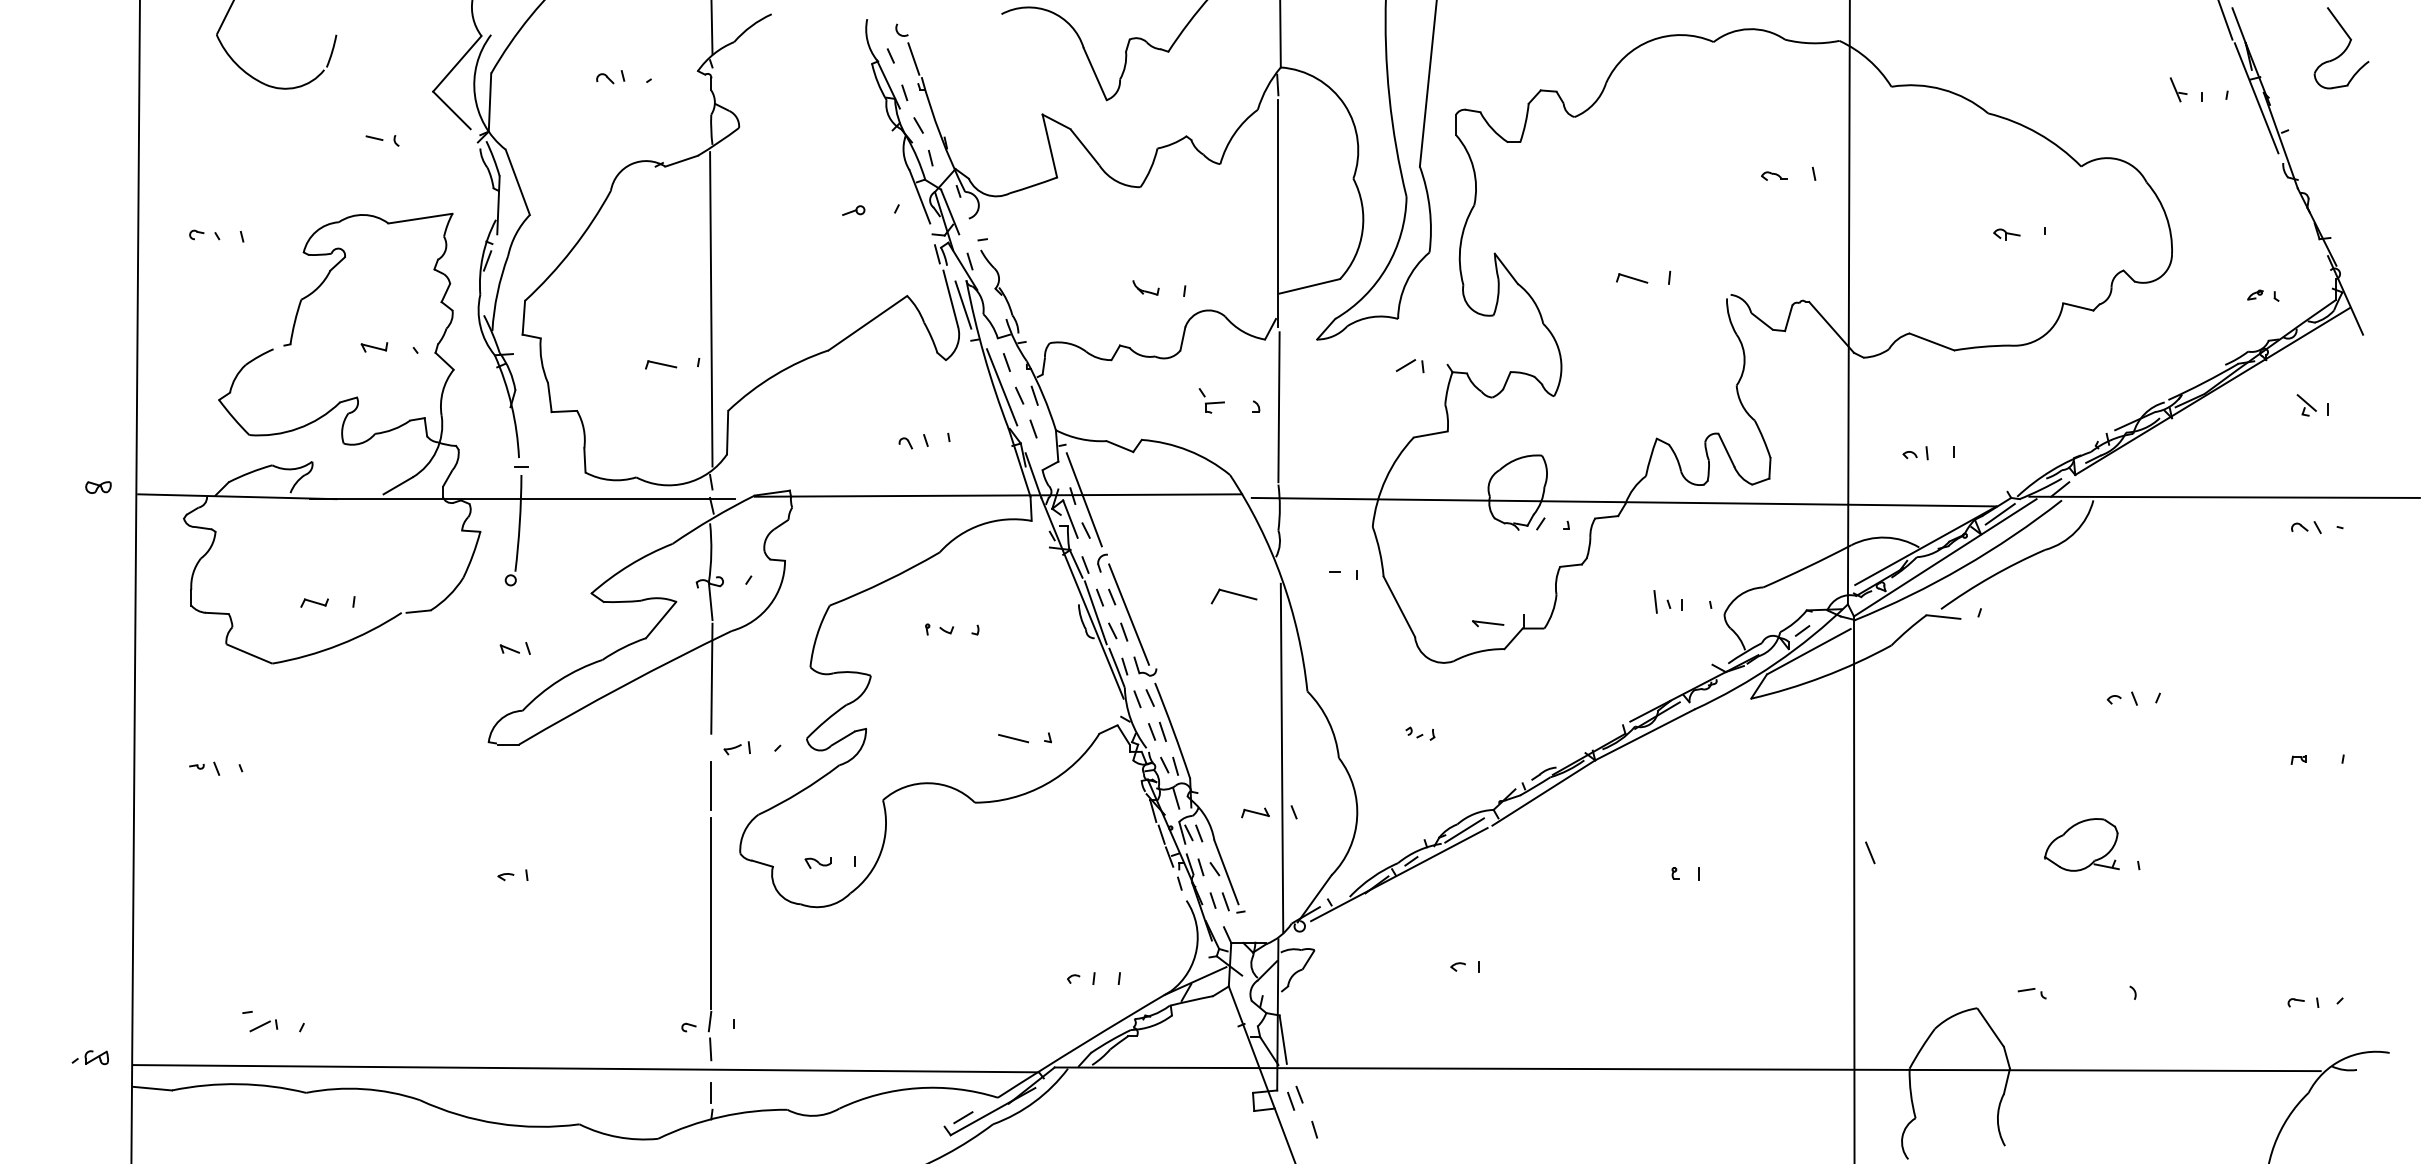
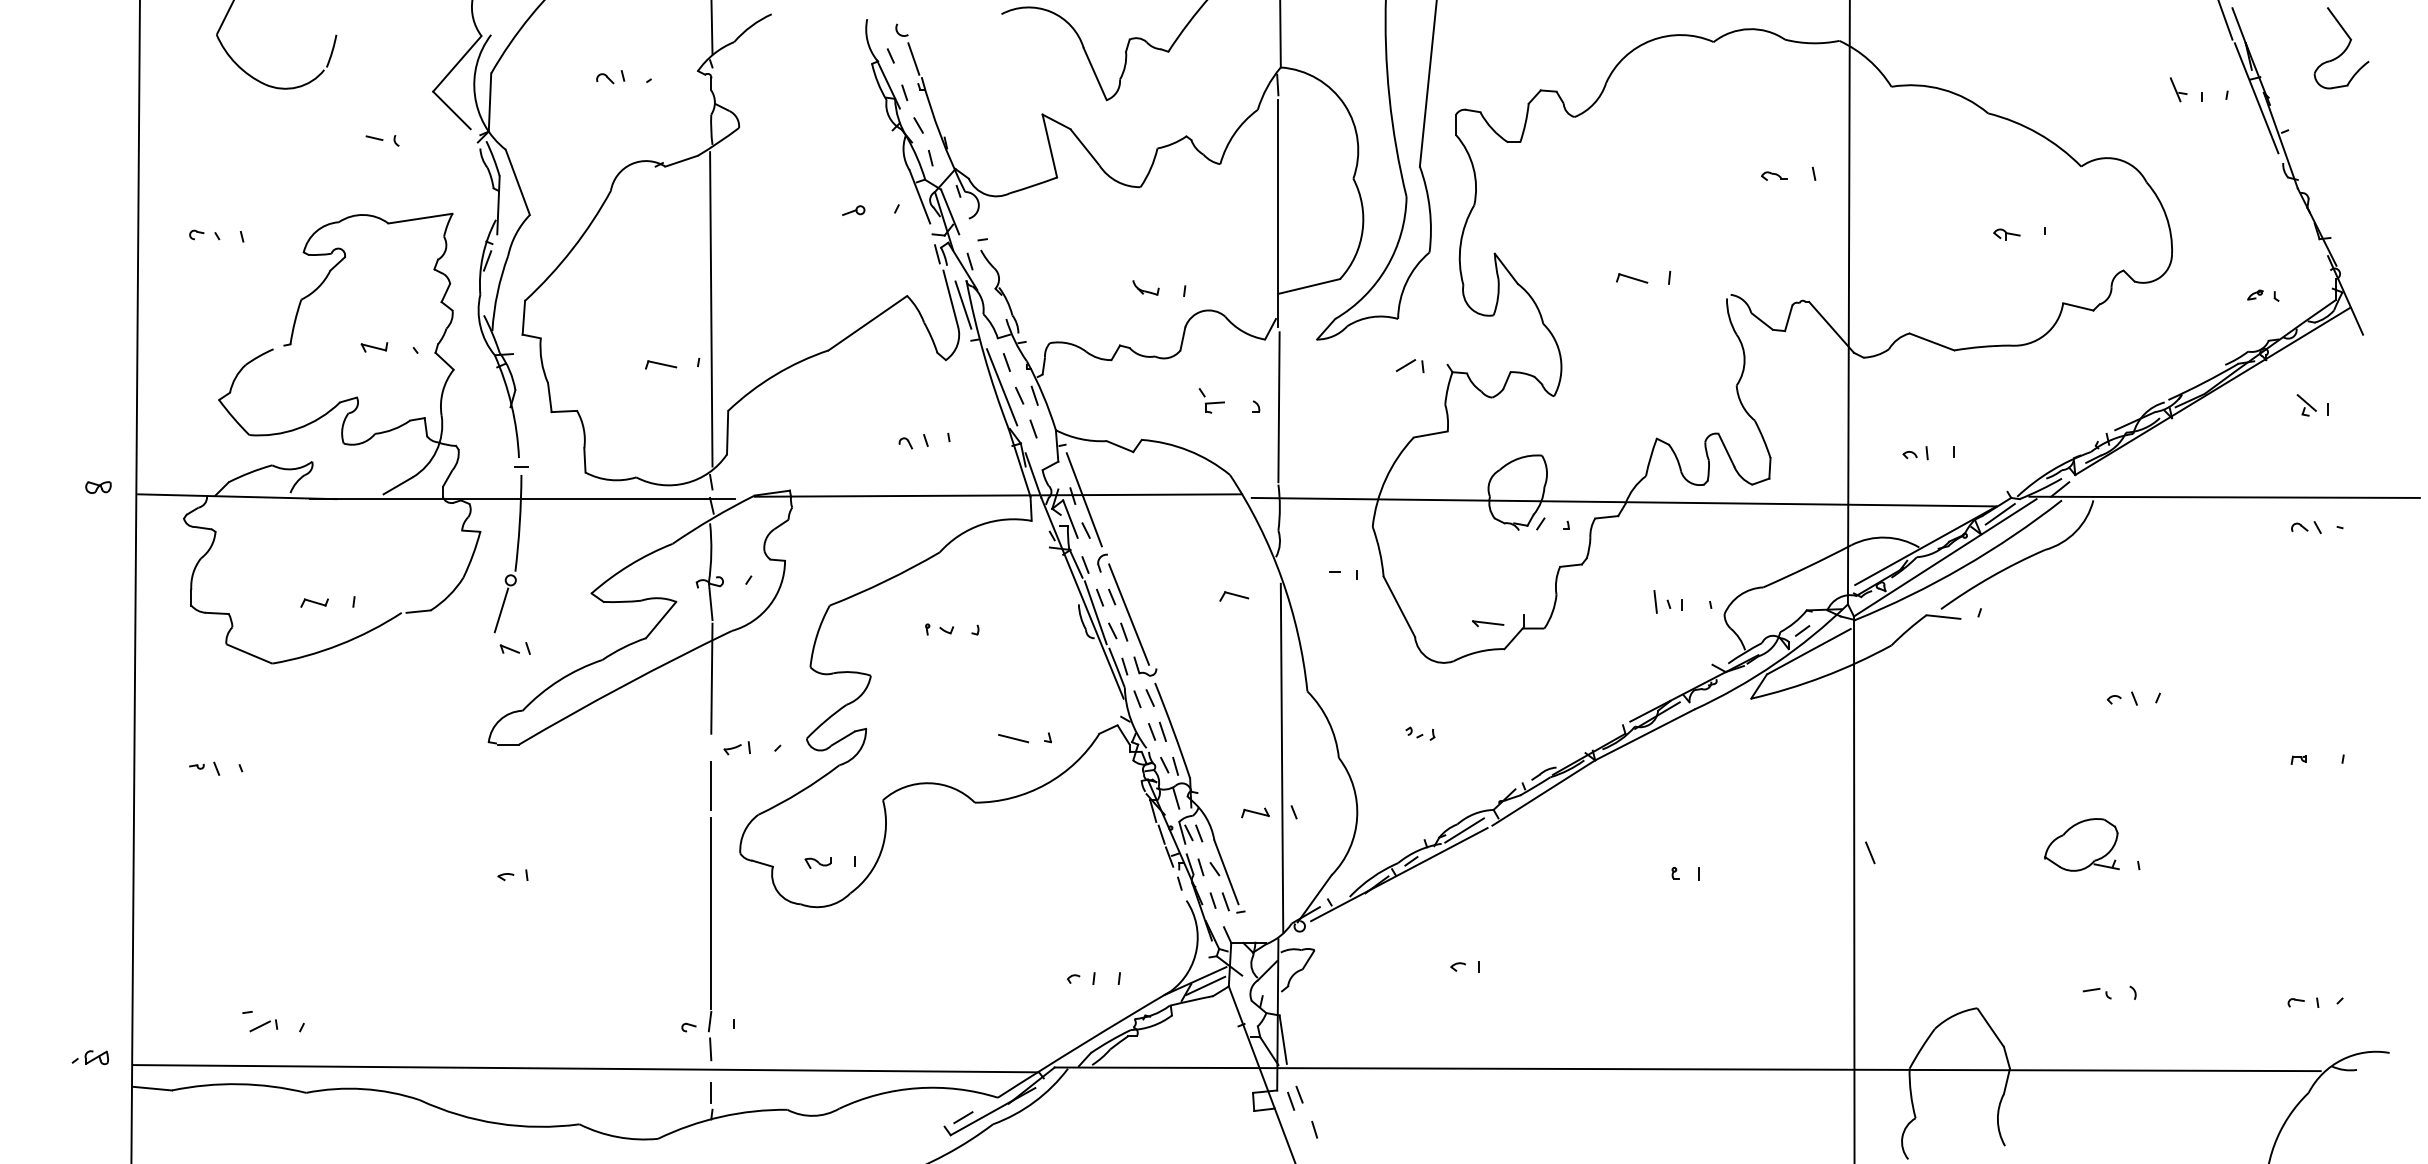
part size: 48x17 px -> 31x11 px (1234, 596)
line: none -> present (501, 610)
line: none -> present (1205, 985)
part position: (2031, 993) -> (2096, 993) (2096, 993)
